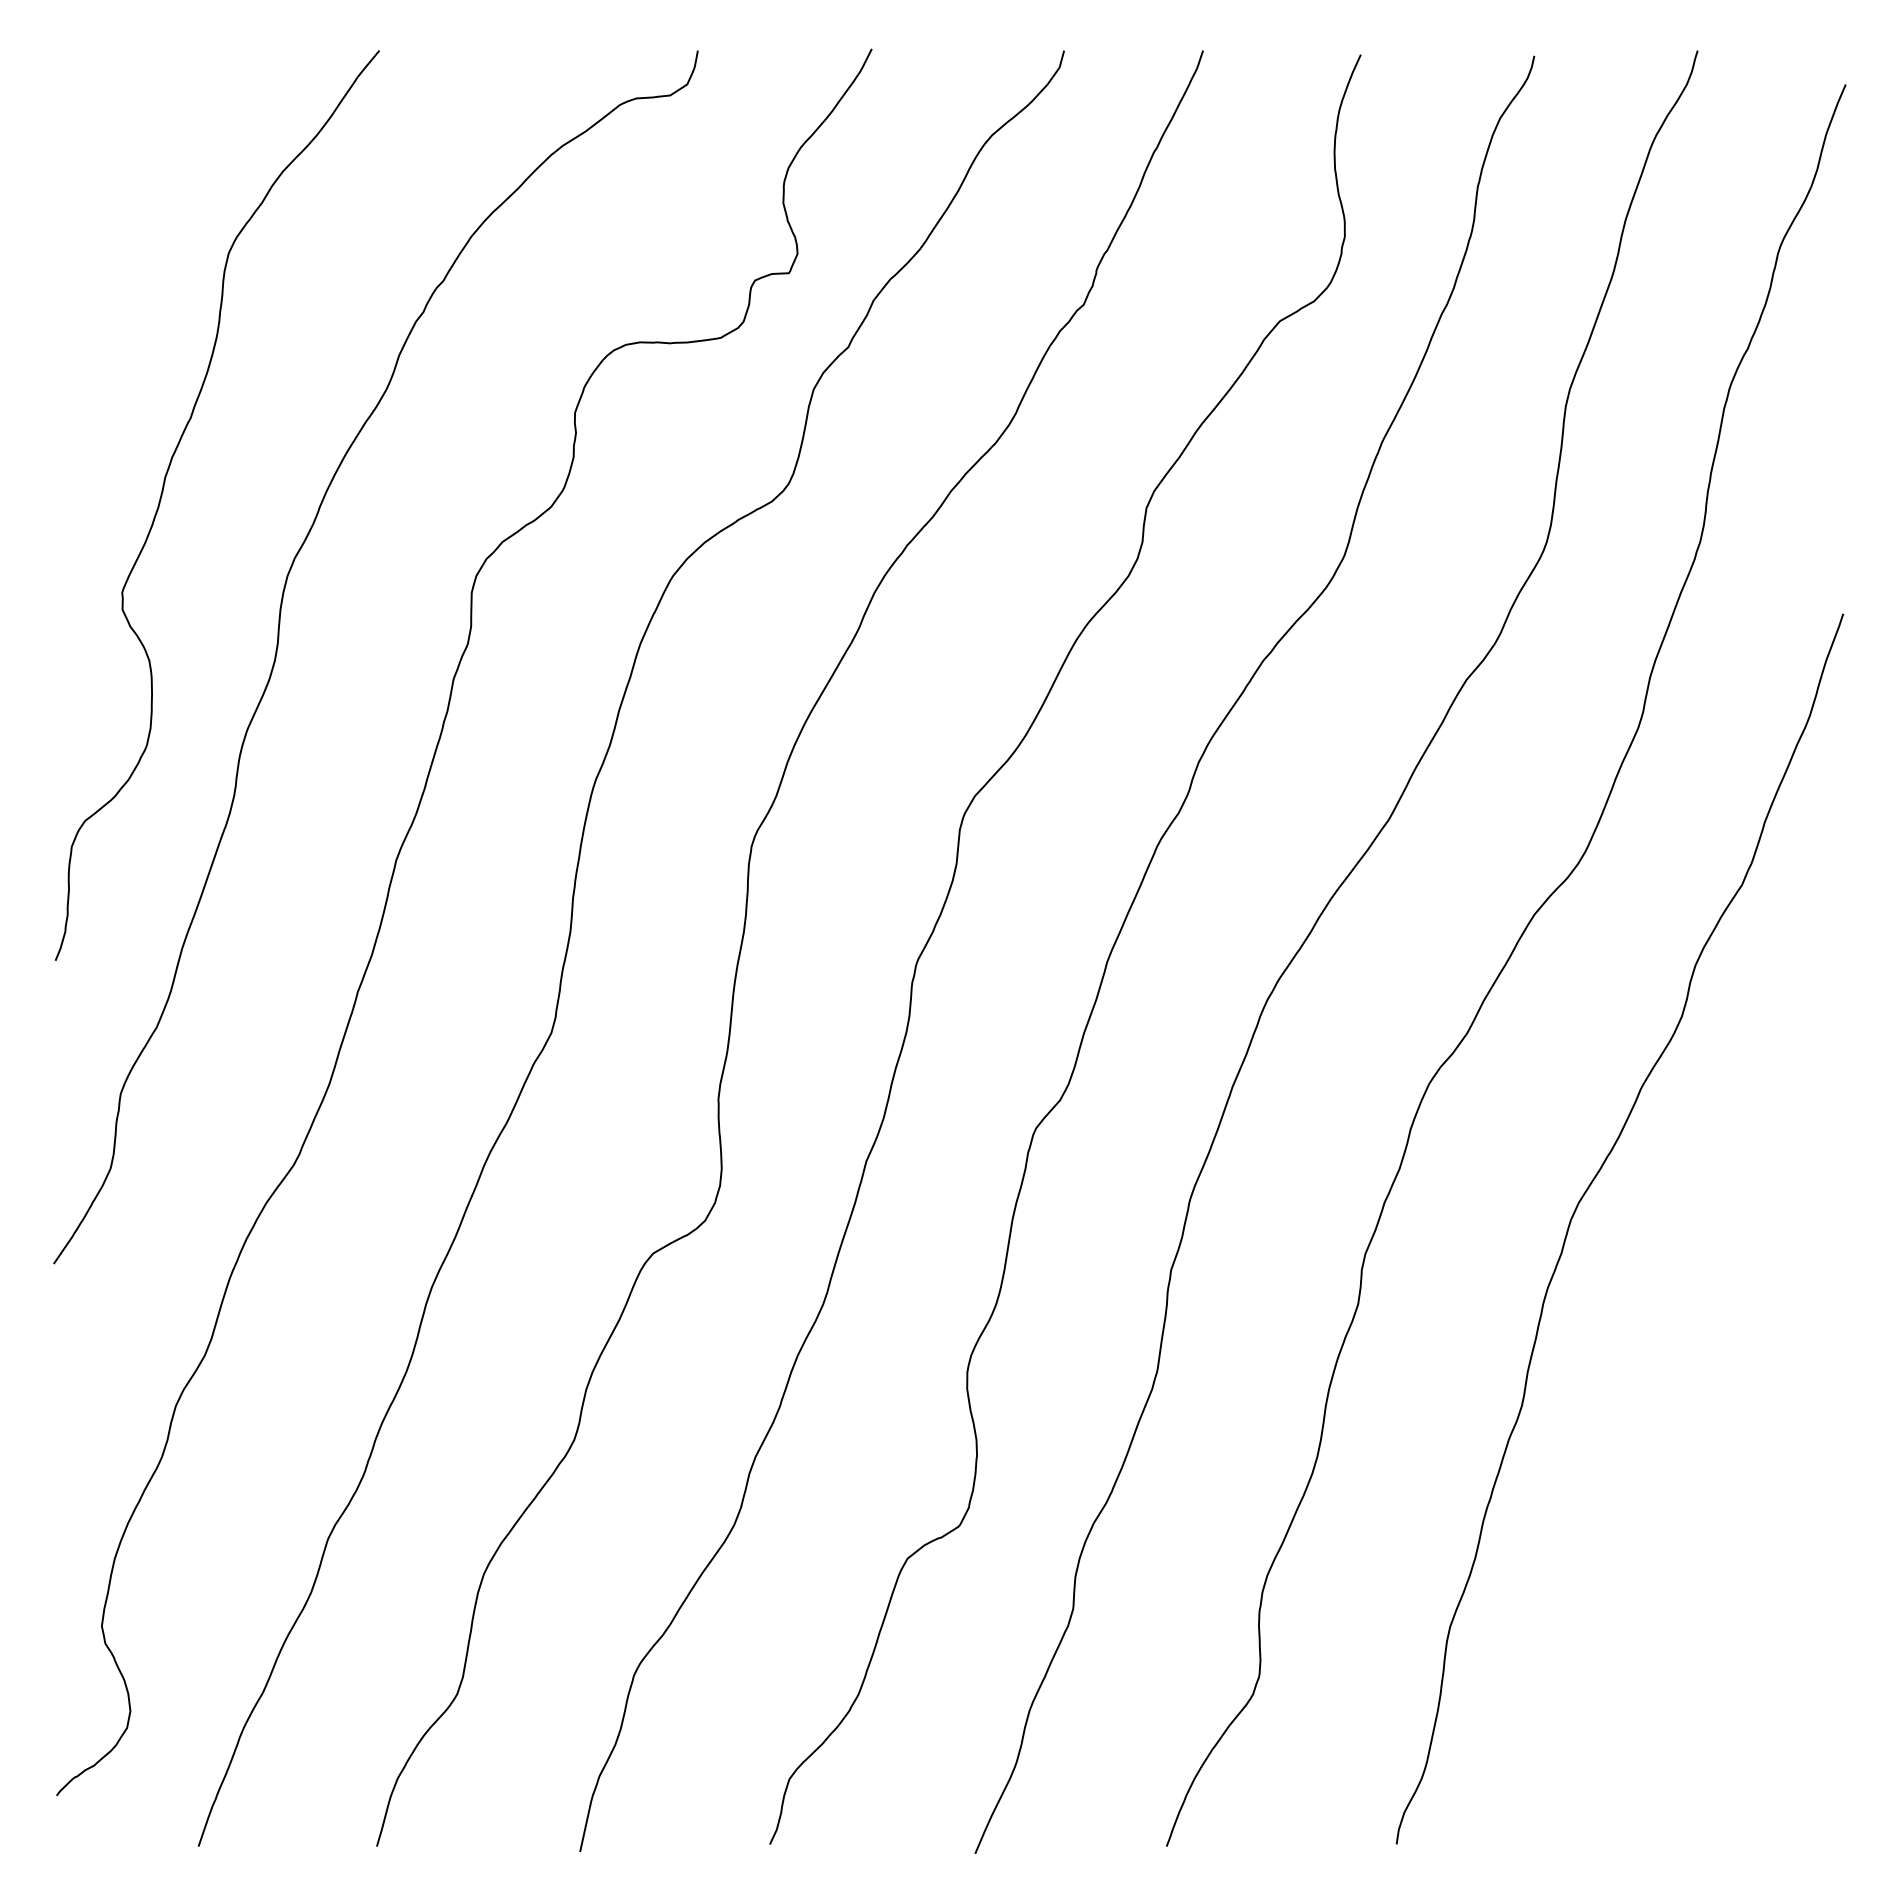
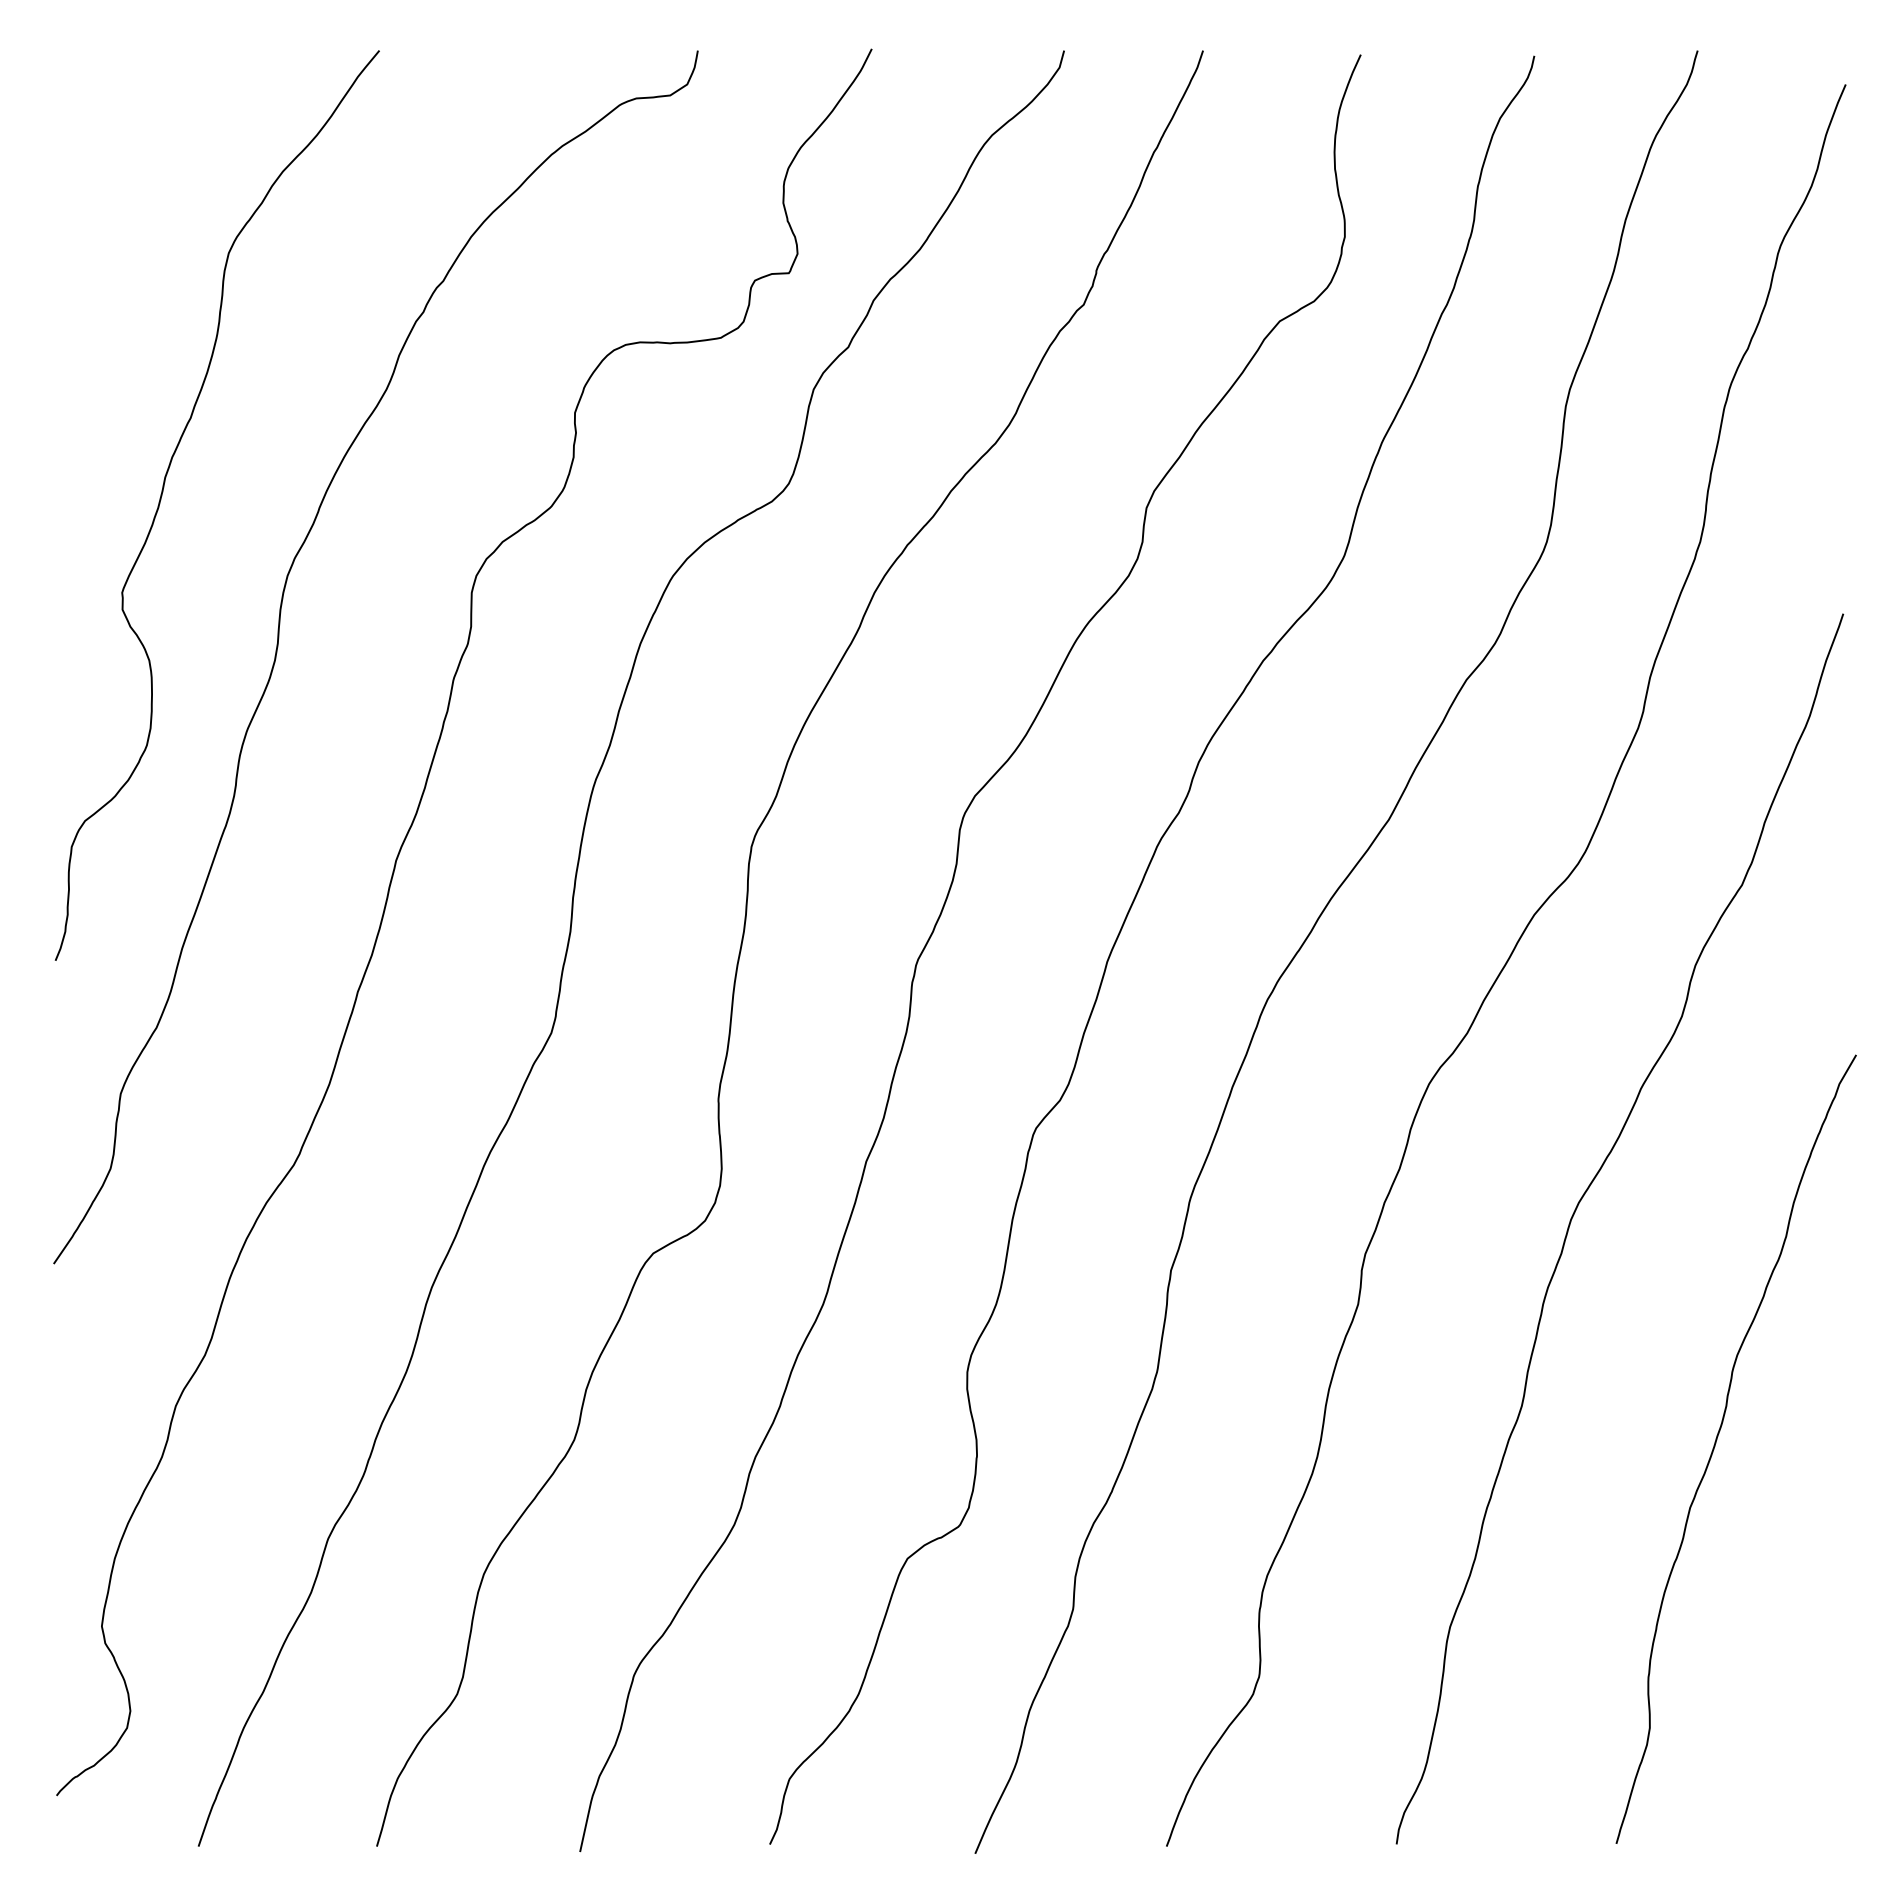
curve: none -> present (1716, 1443)
